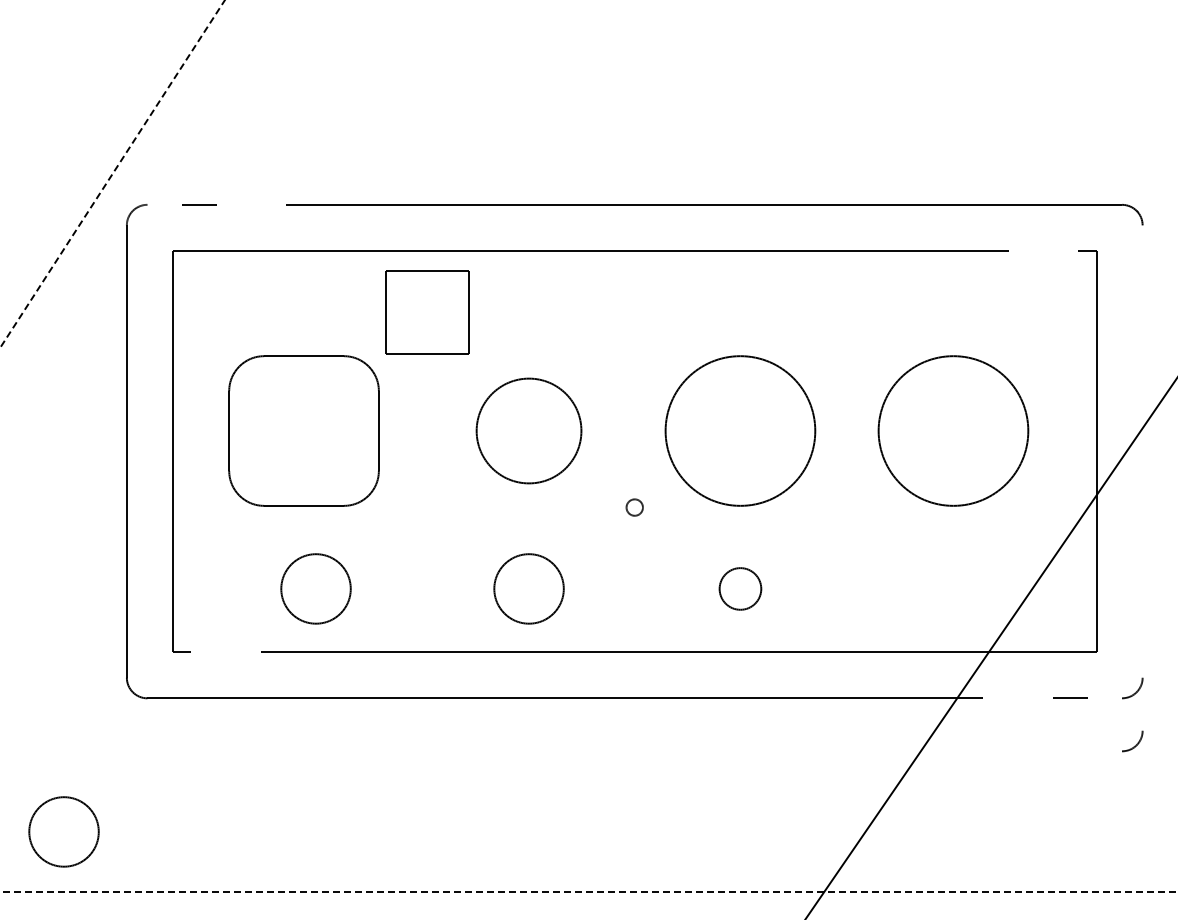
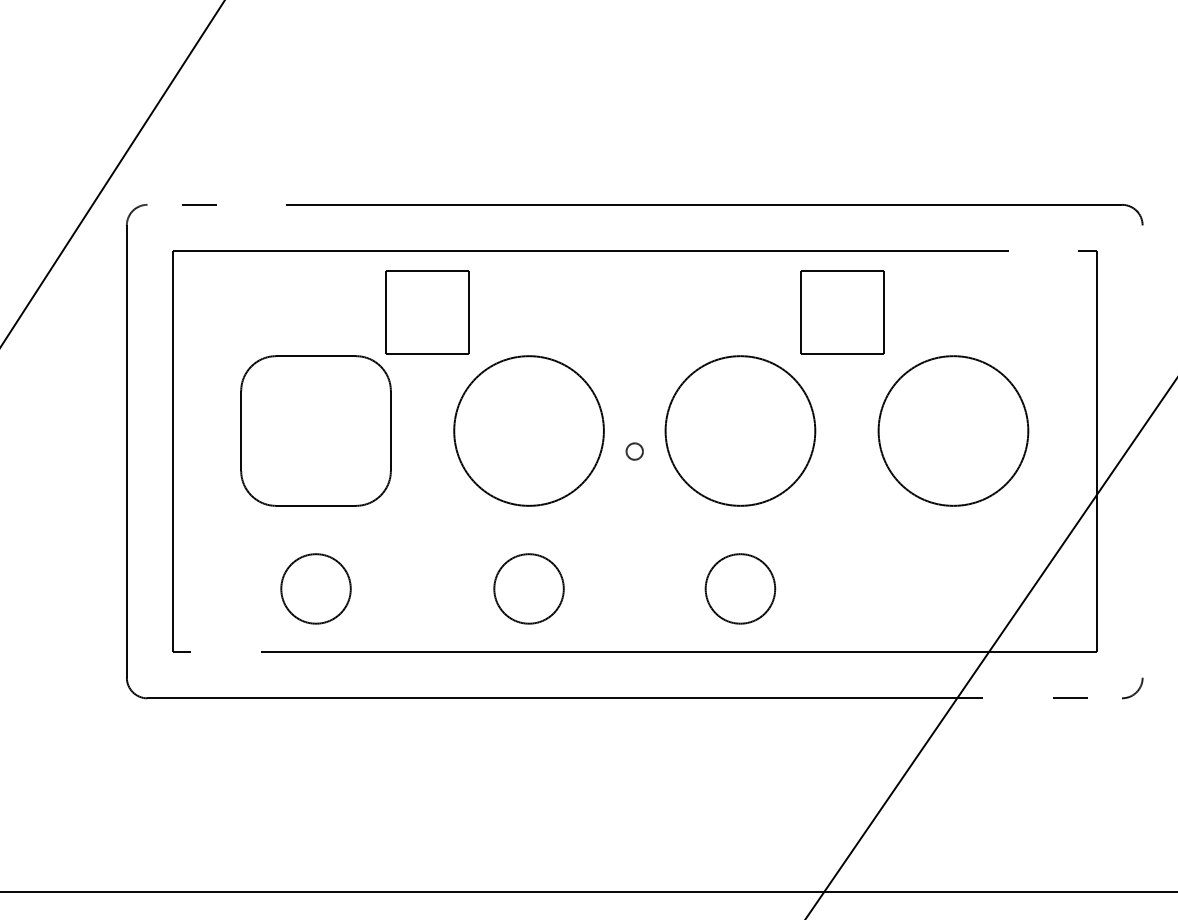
line: dashed -> solid (112, 174)
part: none -> present (842, 312)
part position: (303, 430) -> (315, 430) (315, 430)
part size: 108x108 px -> 152x152 px (528, 430)
circle position: (634, 507) -> (634, 451) (634, 451)
part size: 45x44 px -> 73x72 px (740, 588)
arc: present -> none (1134, 745)
part: present -> none (63, 831)
line: dashed -> solid (589, 892)
